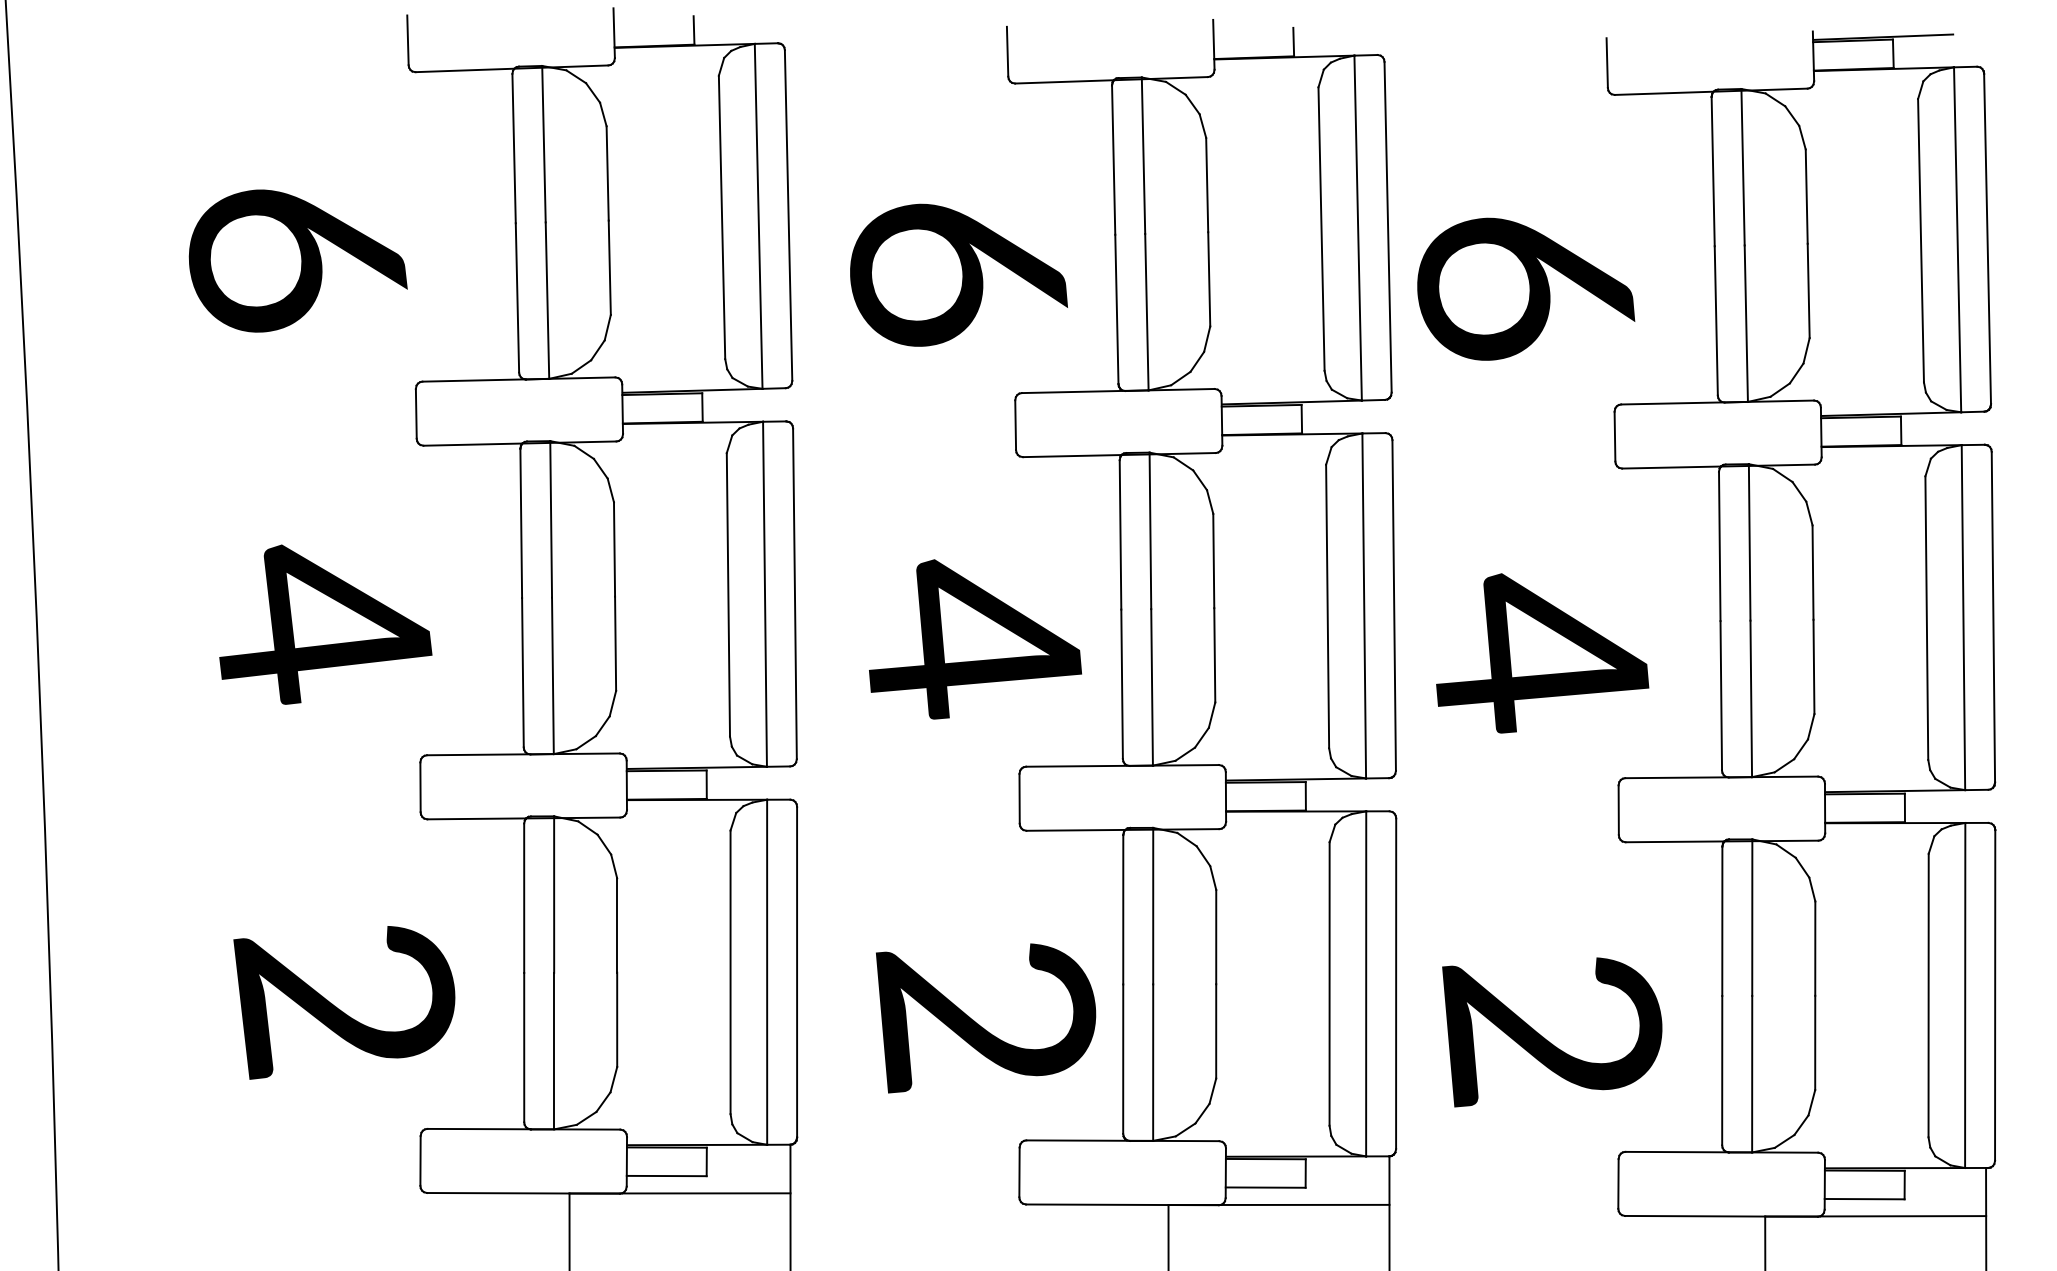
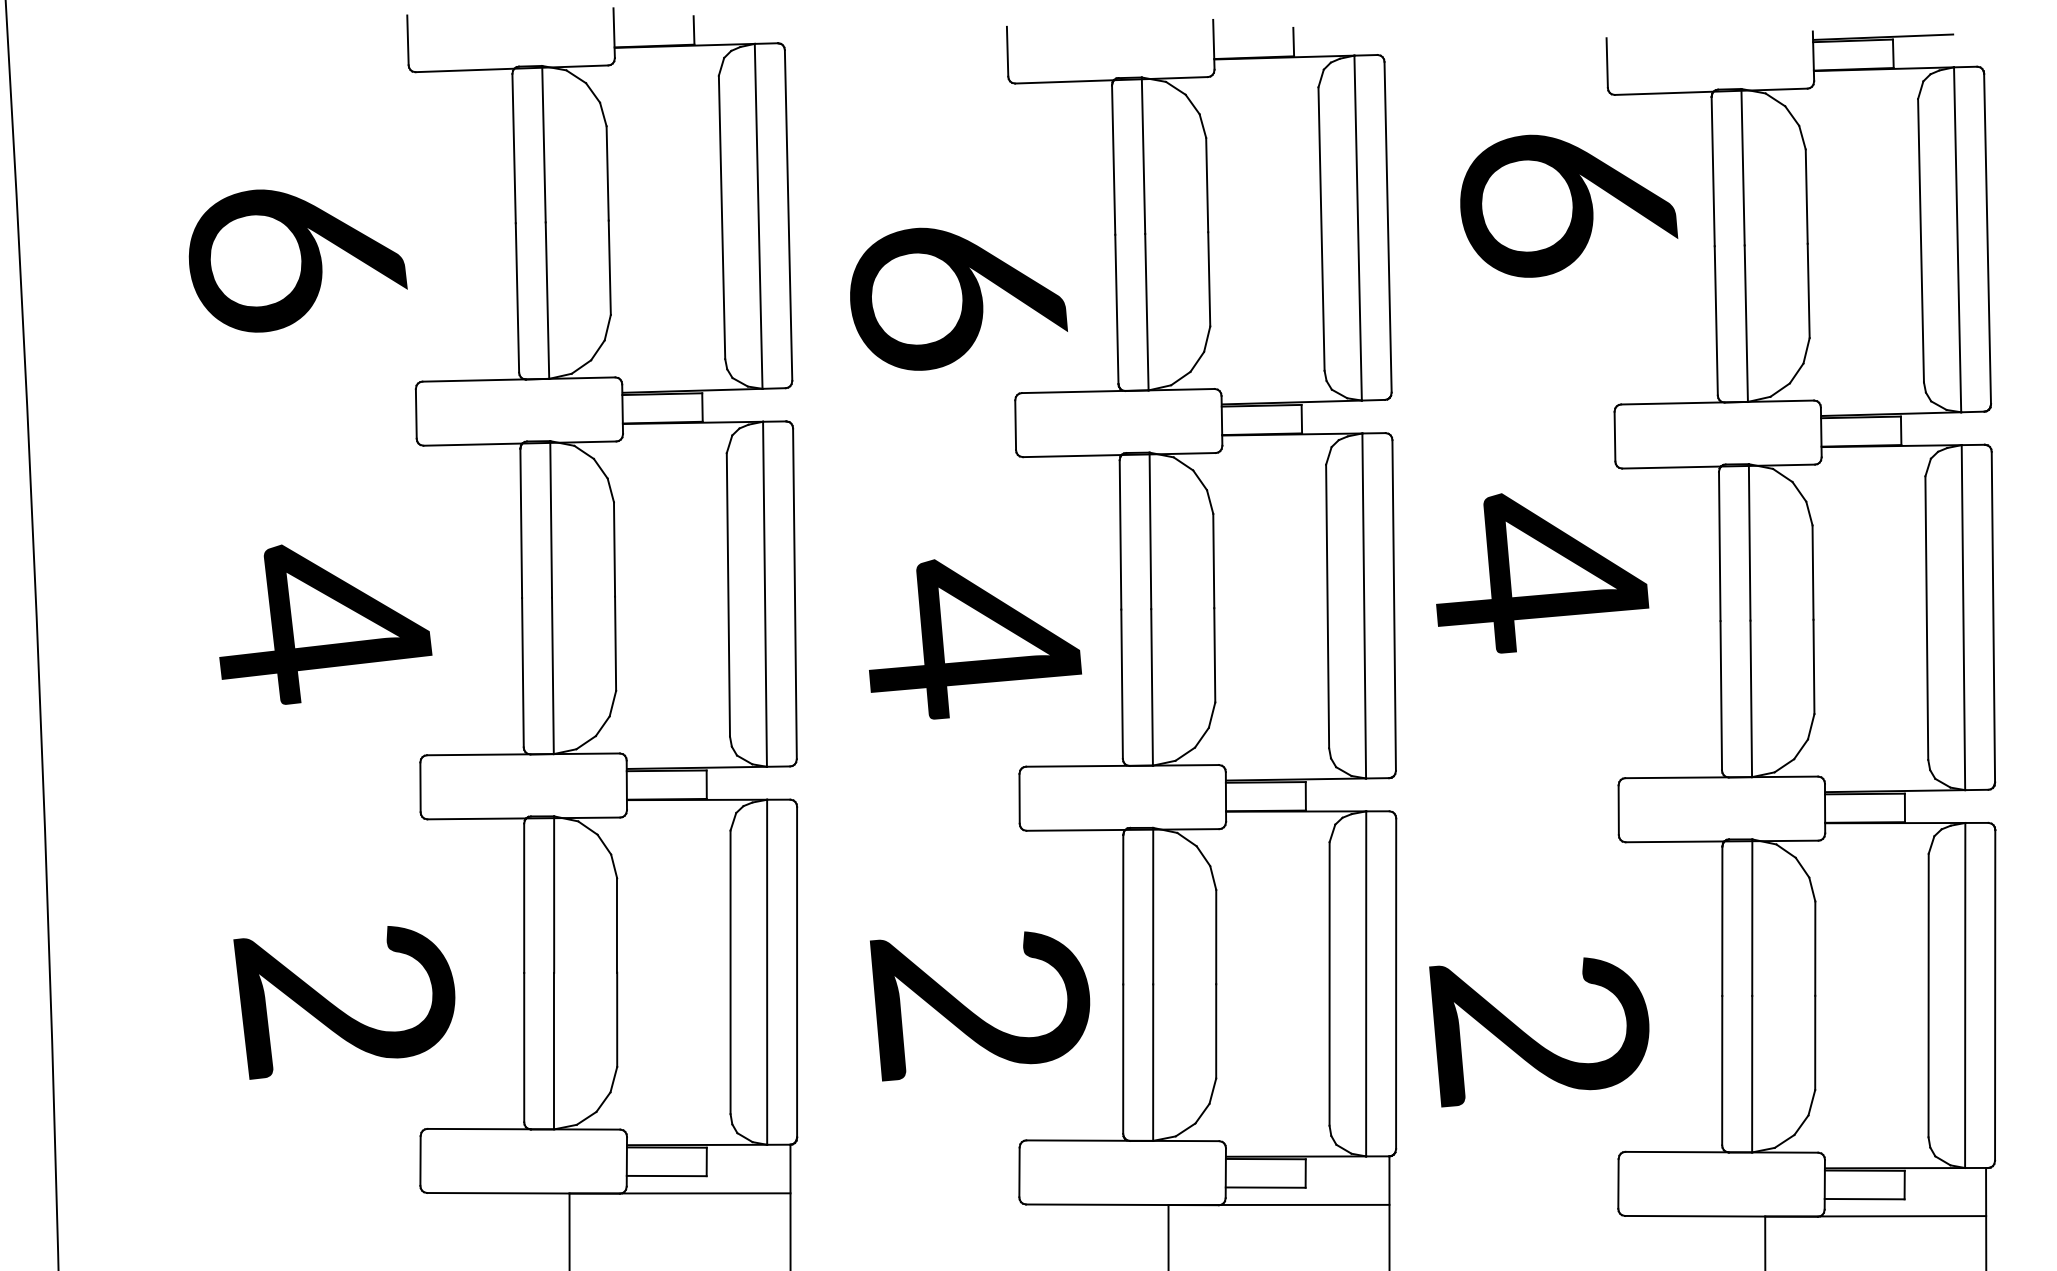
text position: (958, 274) -> (958, 298) (958, 298)
text position: (1526, 288) -> (1569, 205) (1569, 205)
text position: (1542, 653) -> (1542, 573) (1542, 573)
text position: (986, 1018) -> (980, 1006) (980, 1006)
text position: (1552, 1032) -> (1539, 1032) (1539, 1032)
